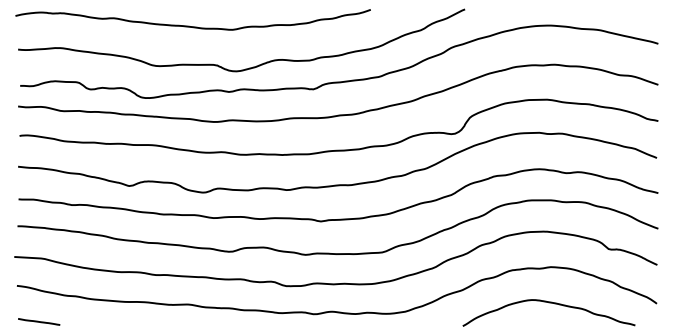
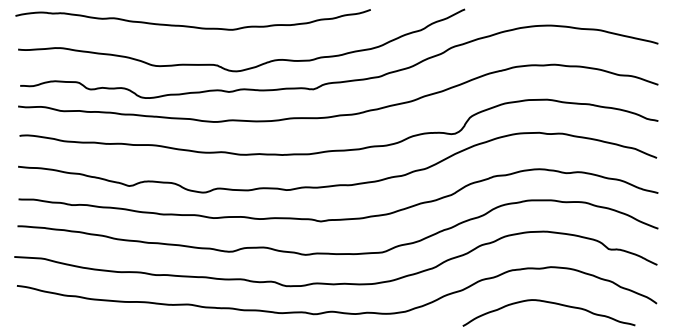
line: present -> none (39, 321)
